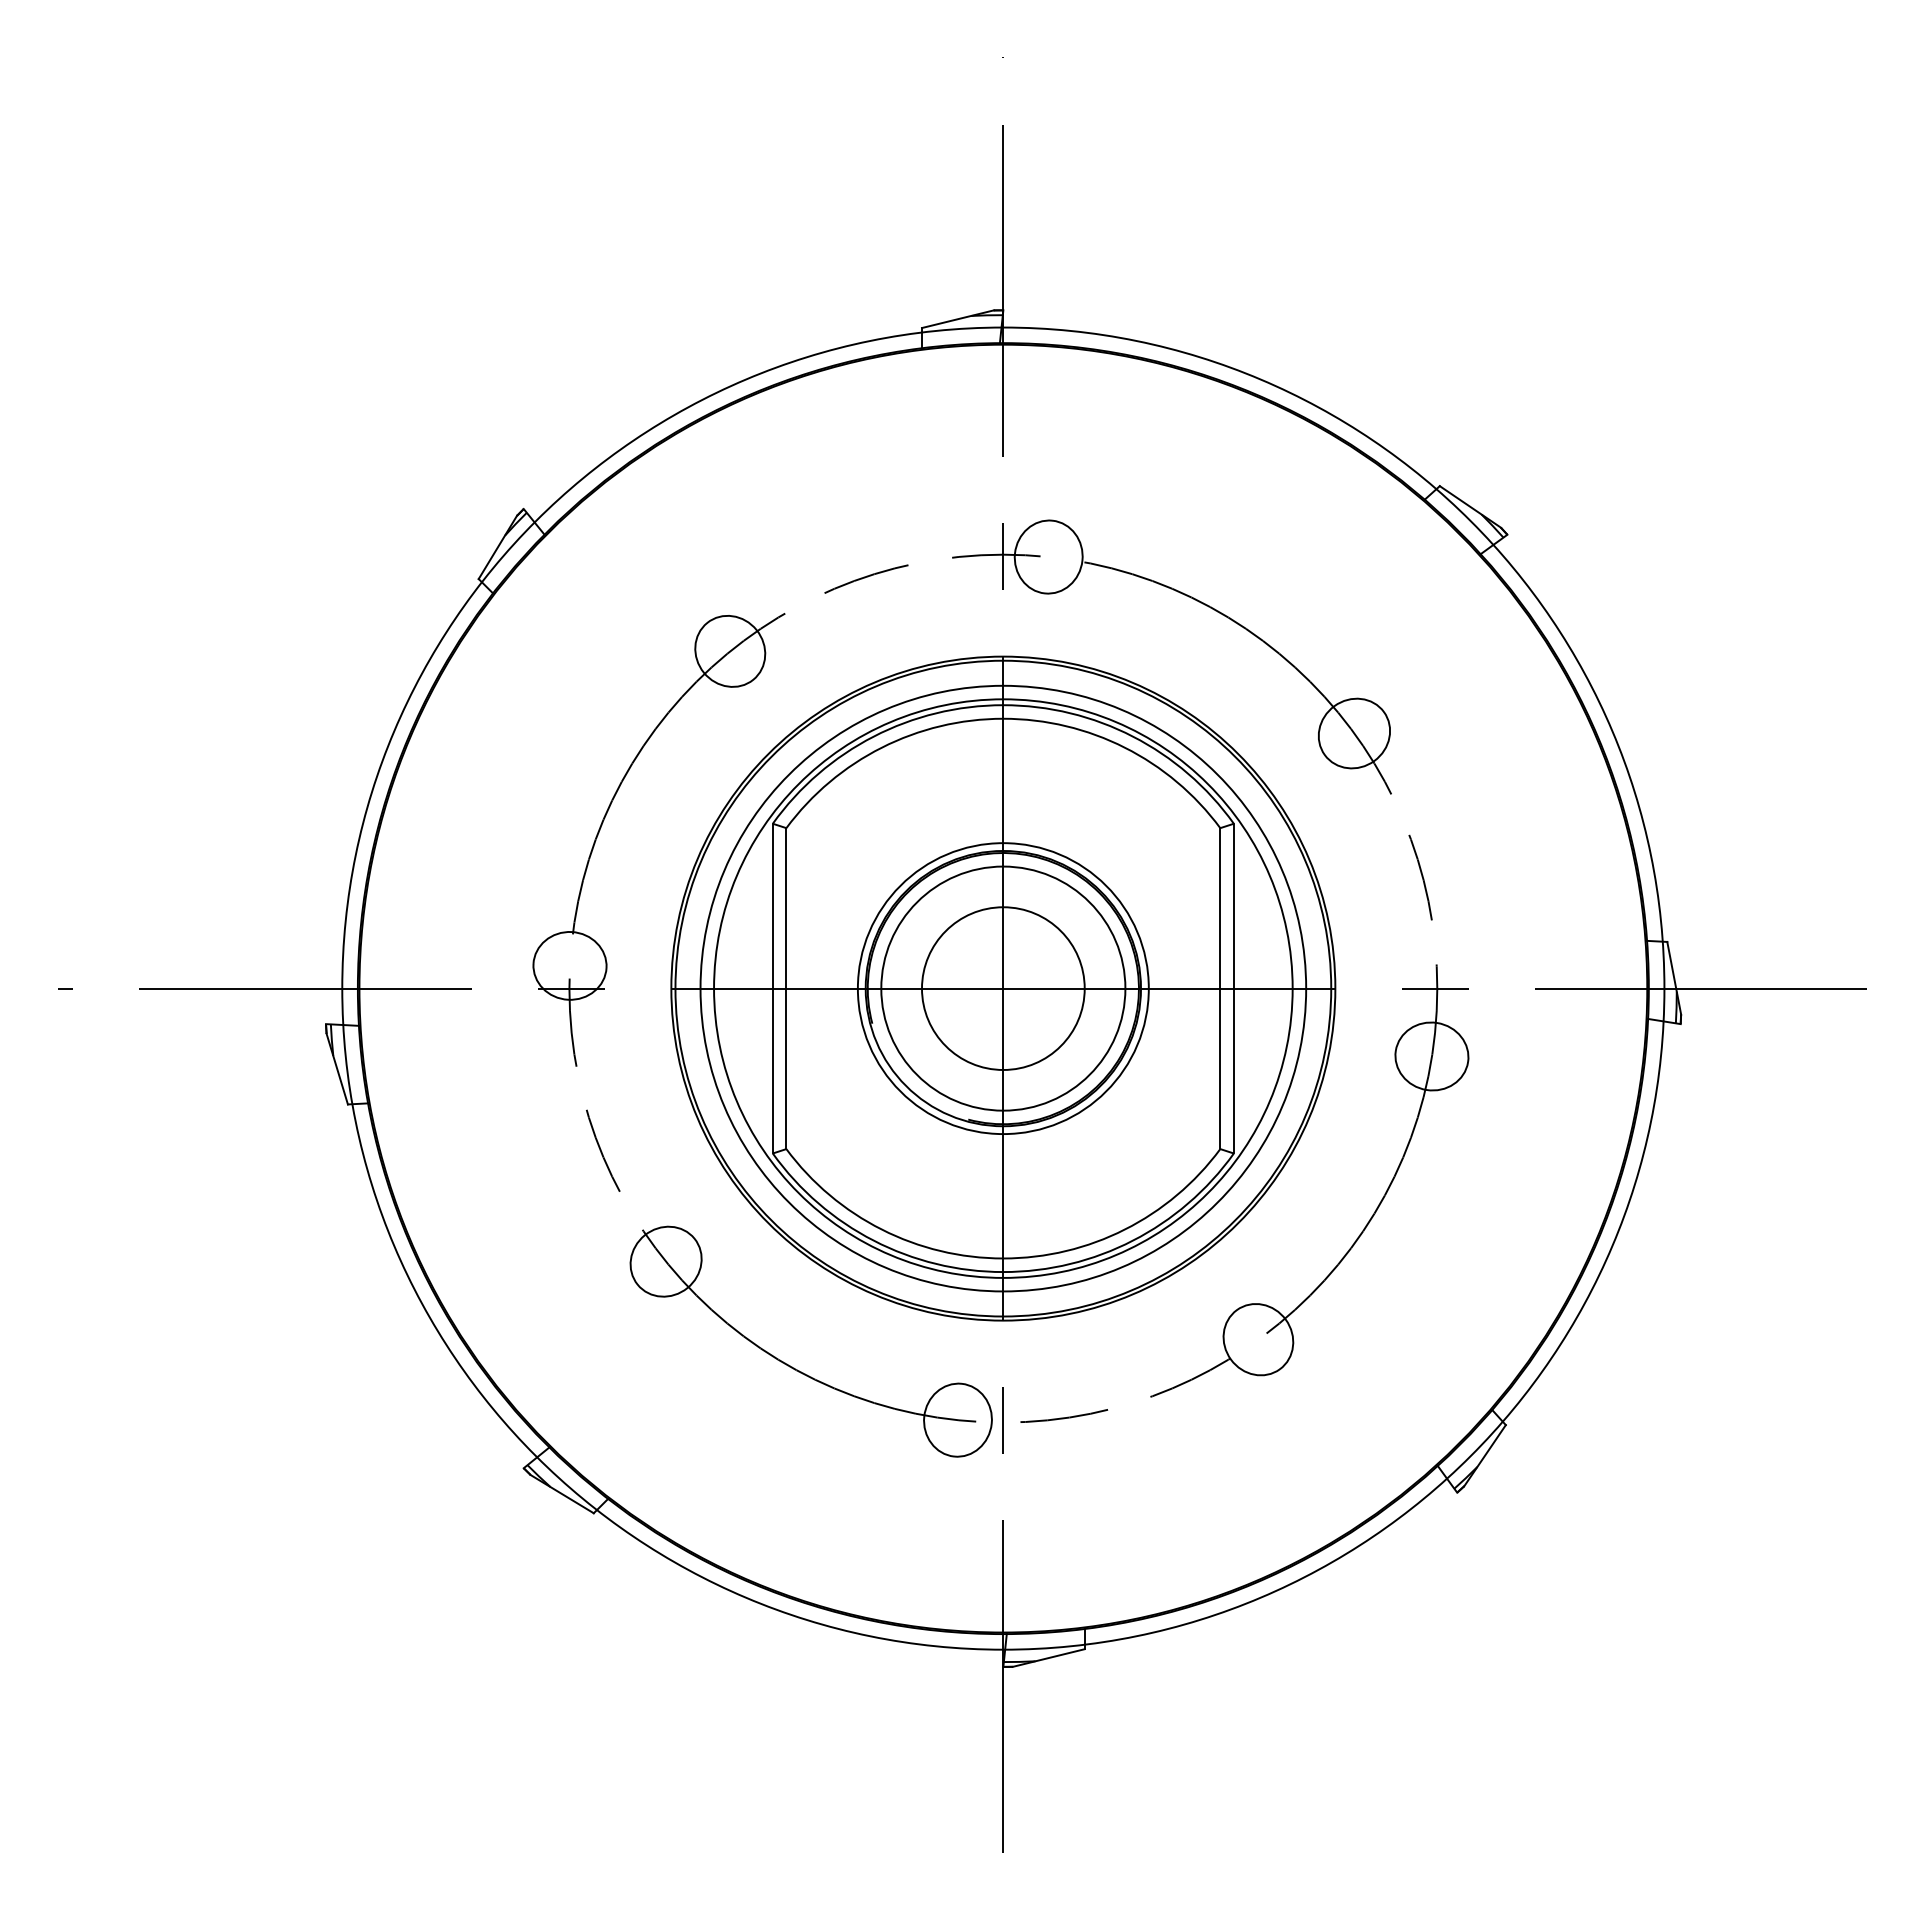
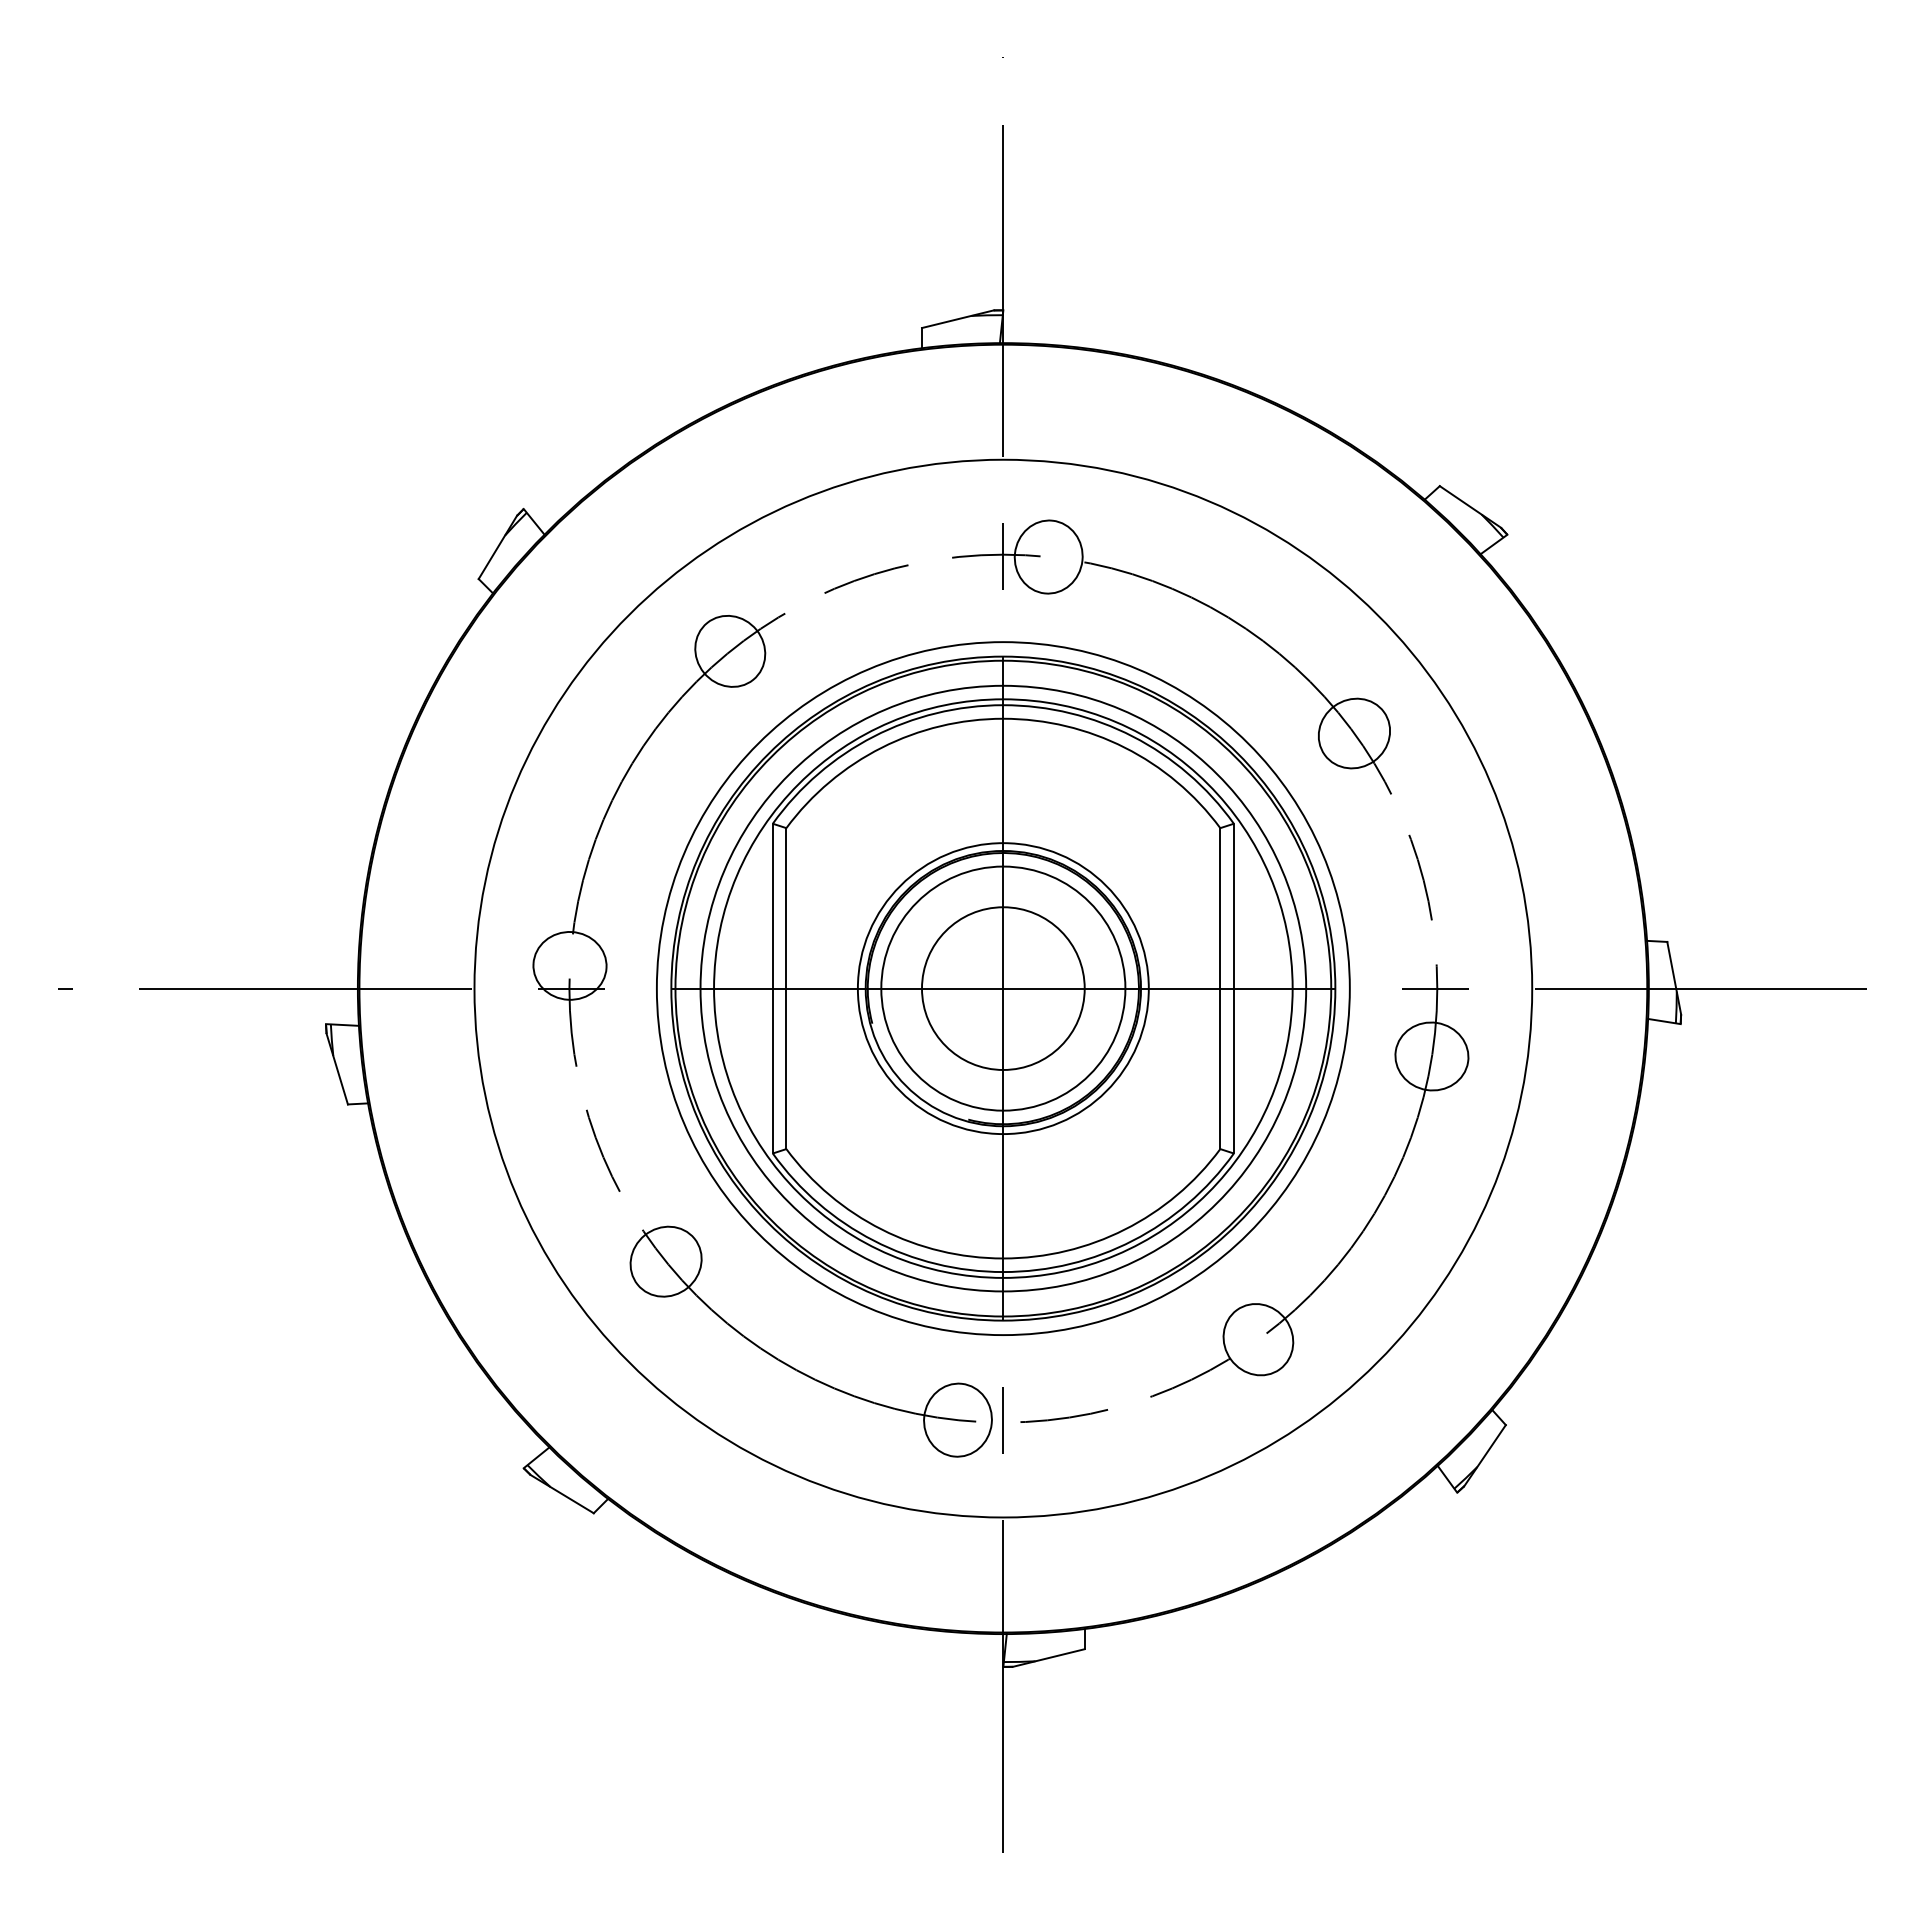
circle diameter: 1322 px -> 1058 px (1003, 988)
circle: none -> present (1003, 988)
